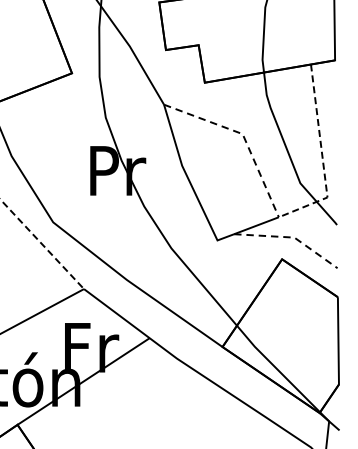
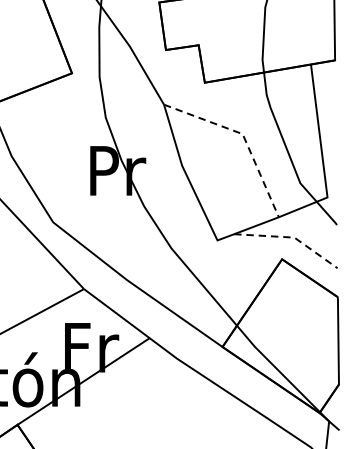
line: dashed -> solid (322, 158)
line: dashed -> solid (42, 244)
